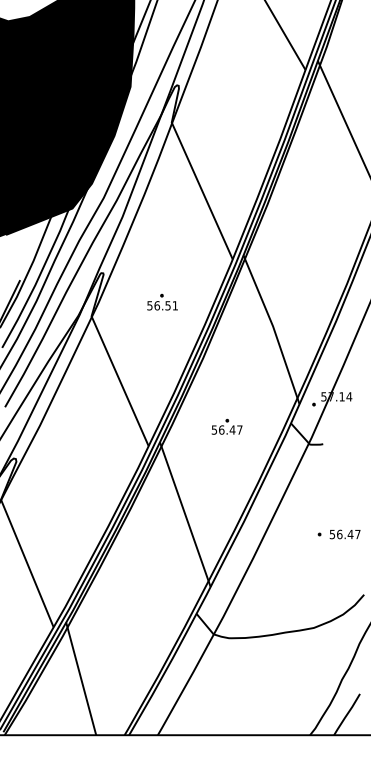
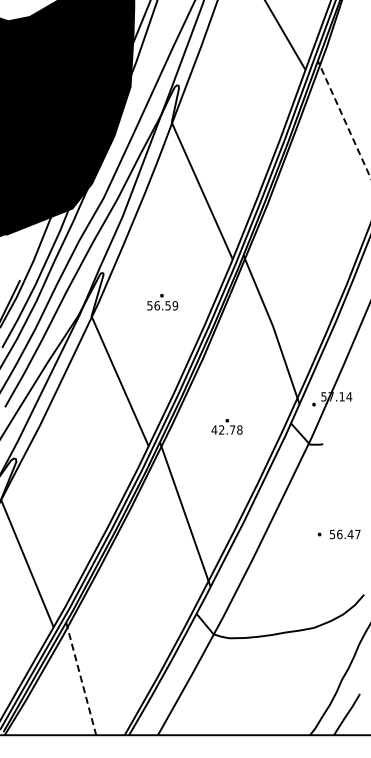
line: solid -> dashed (344, 119)
text: 56.51 -> 56.59 (175, 305)
text: 56.47 -> 42.78 (226, 429)
line: solid -> dashed (81, 678)
